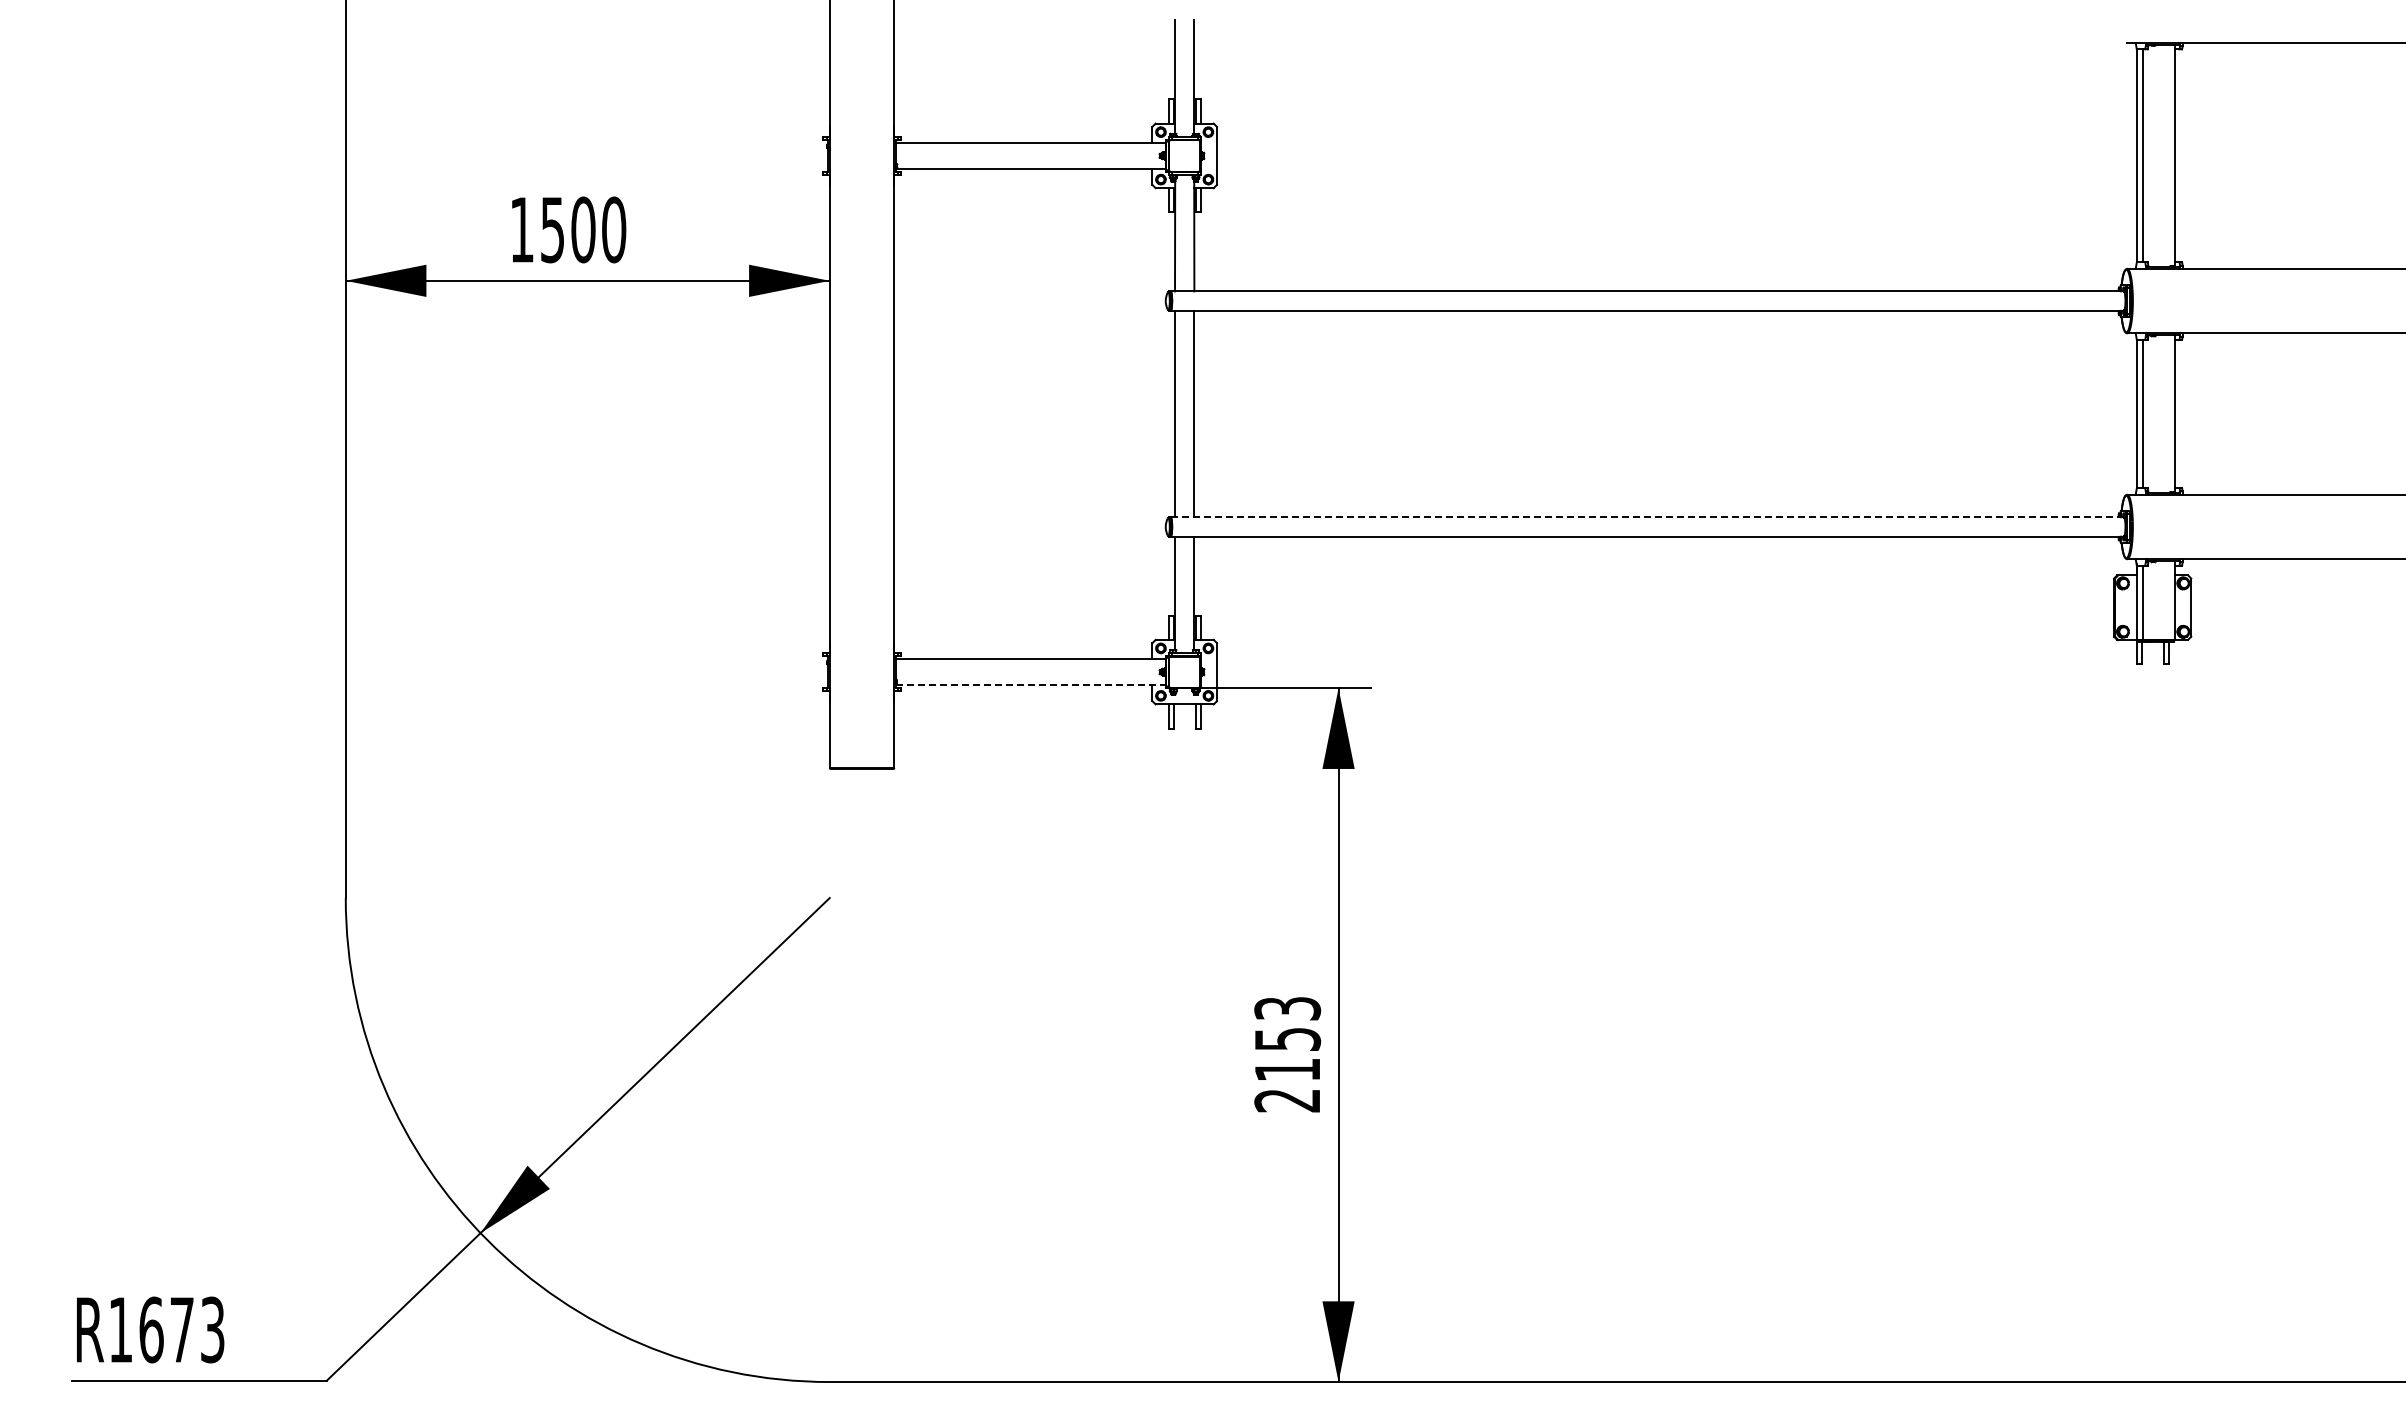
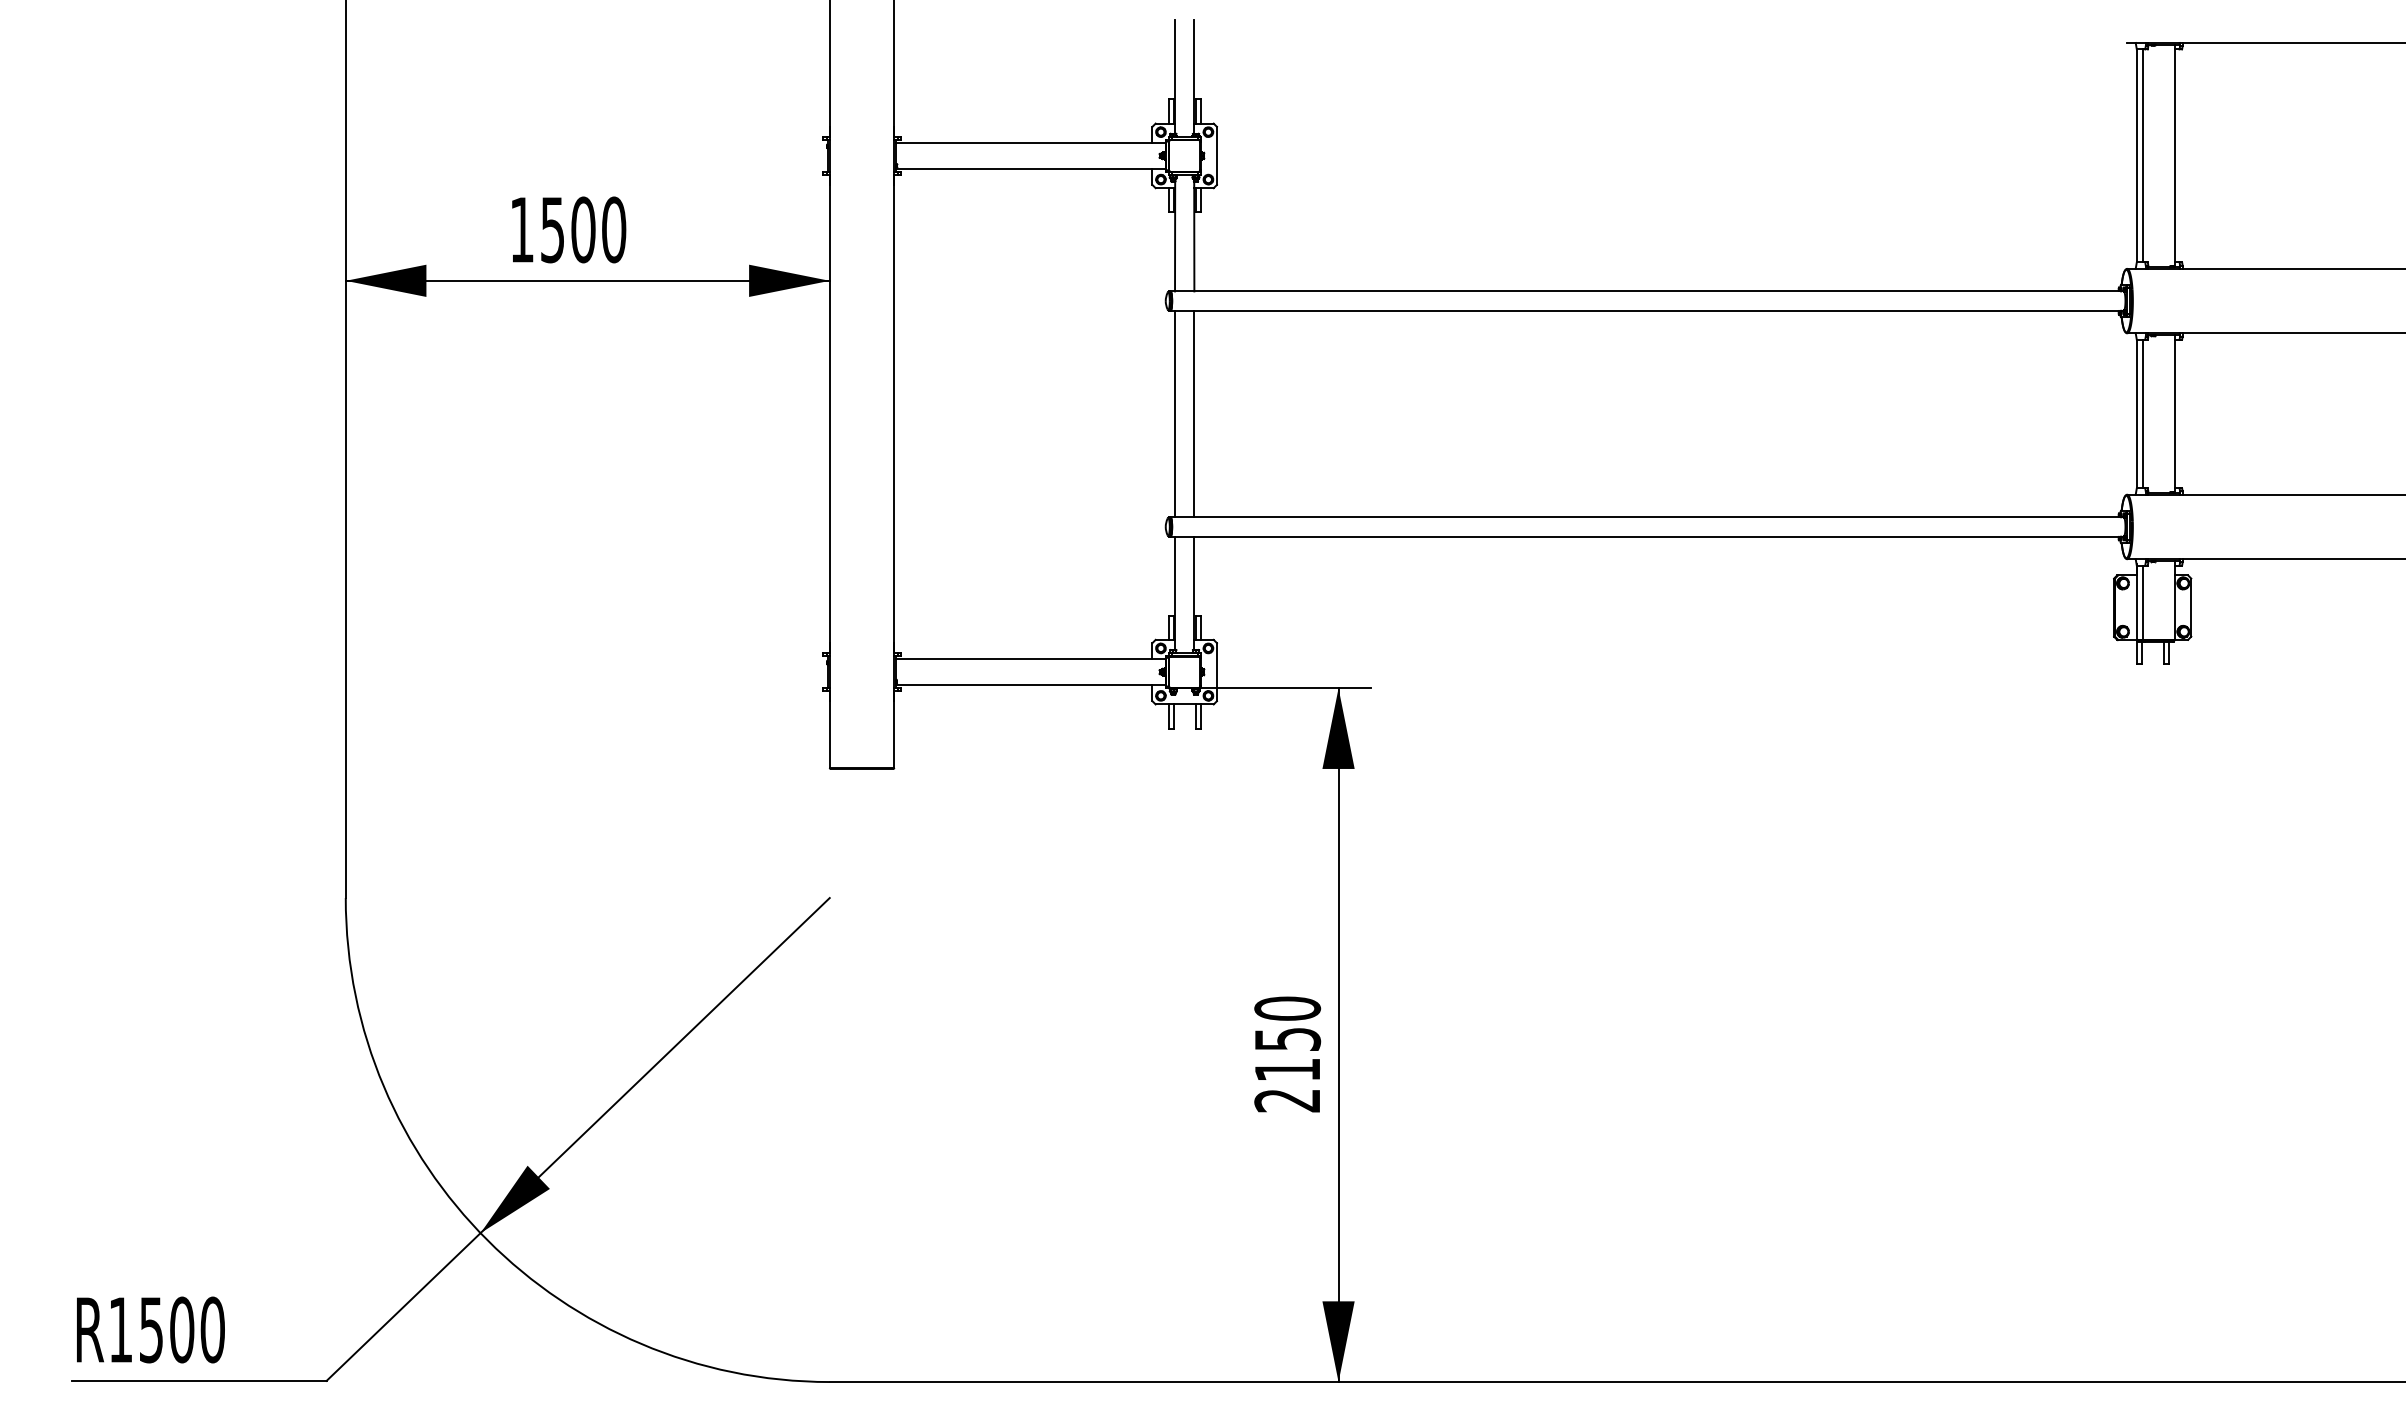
line: dashed -> solid (1647, 517)
line: dashed -> solid (1031, 685)
text: 2153 -> 2150 (1287, 1008)
text: R1673 -> R1500 (181, 1329)
